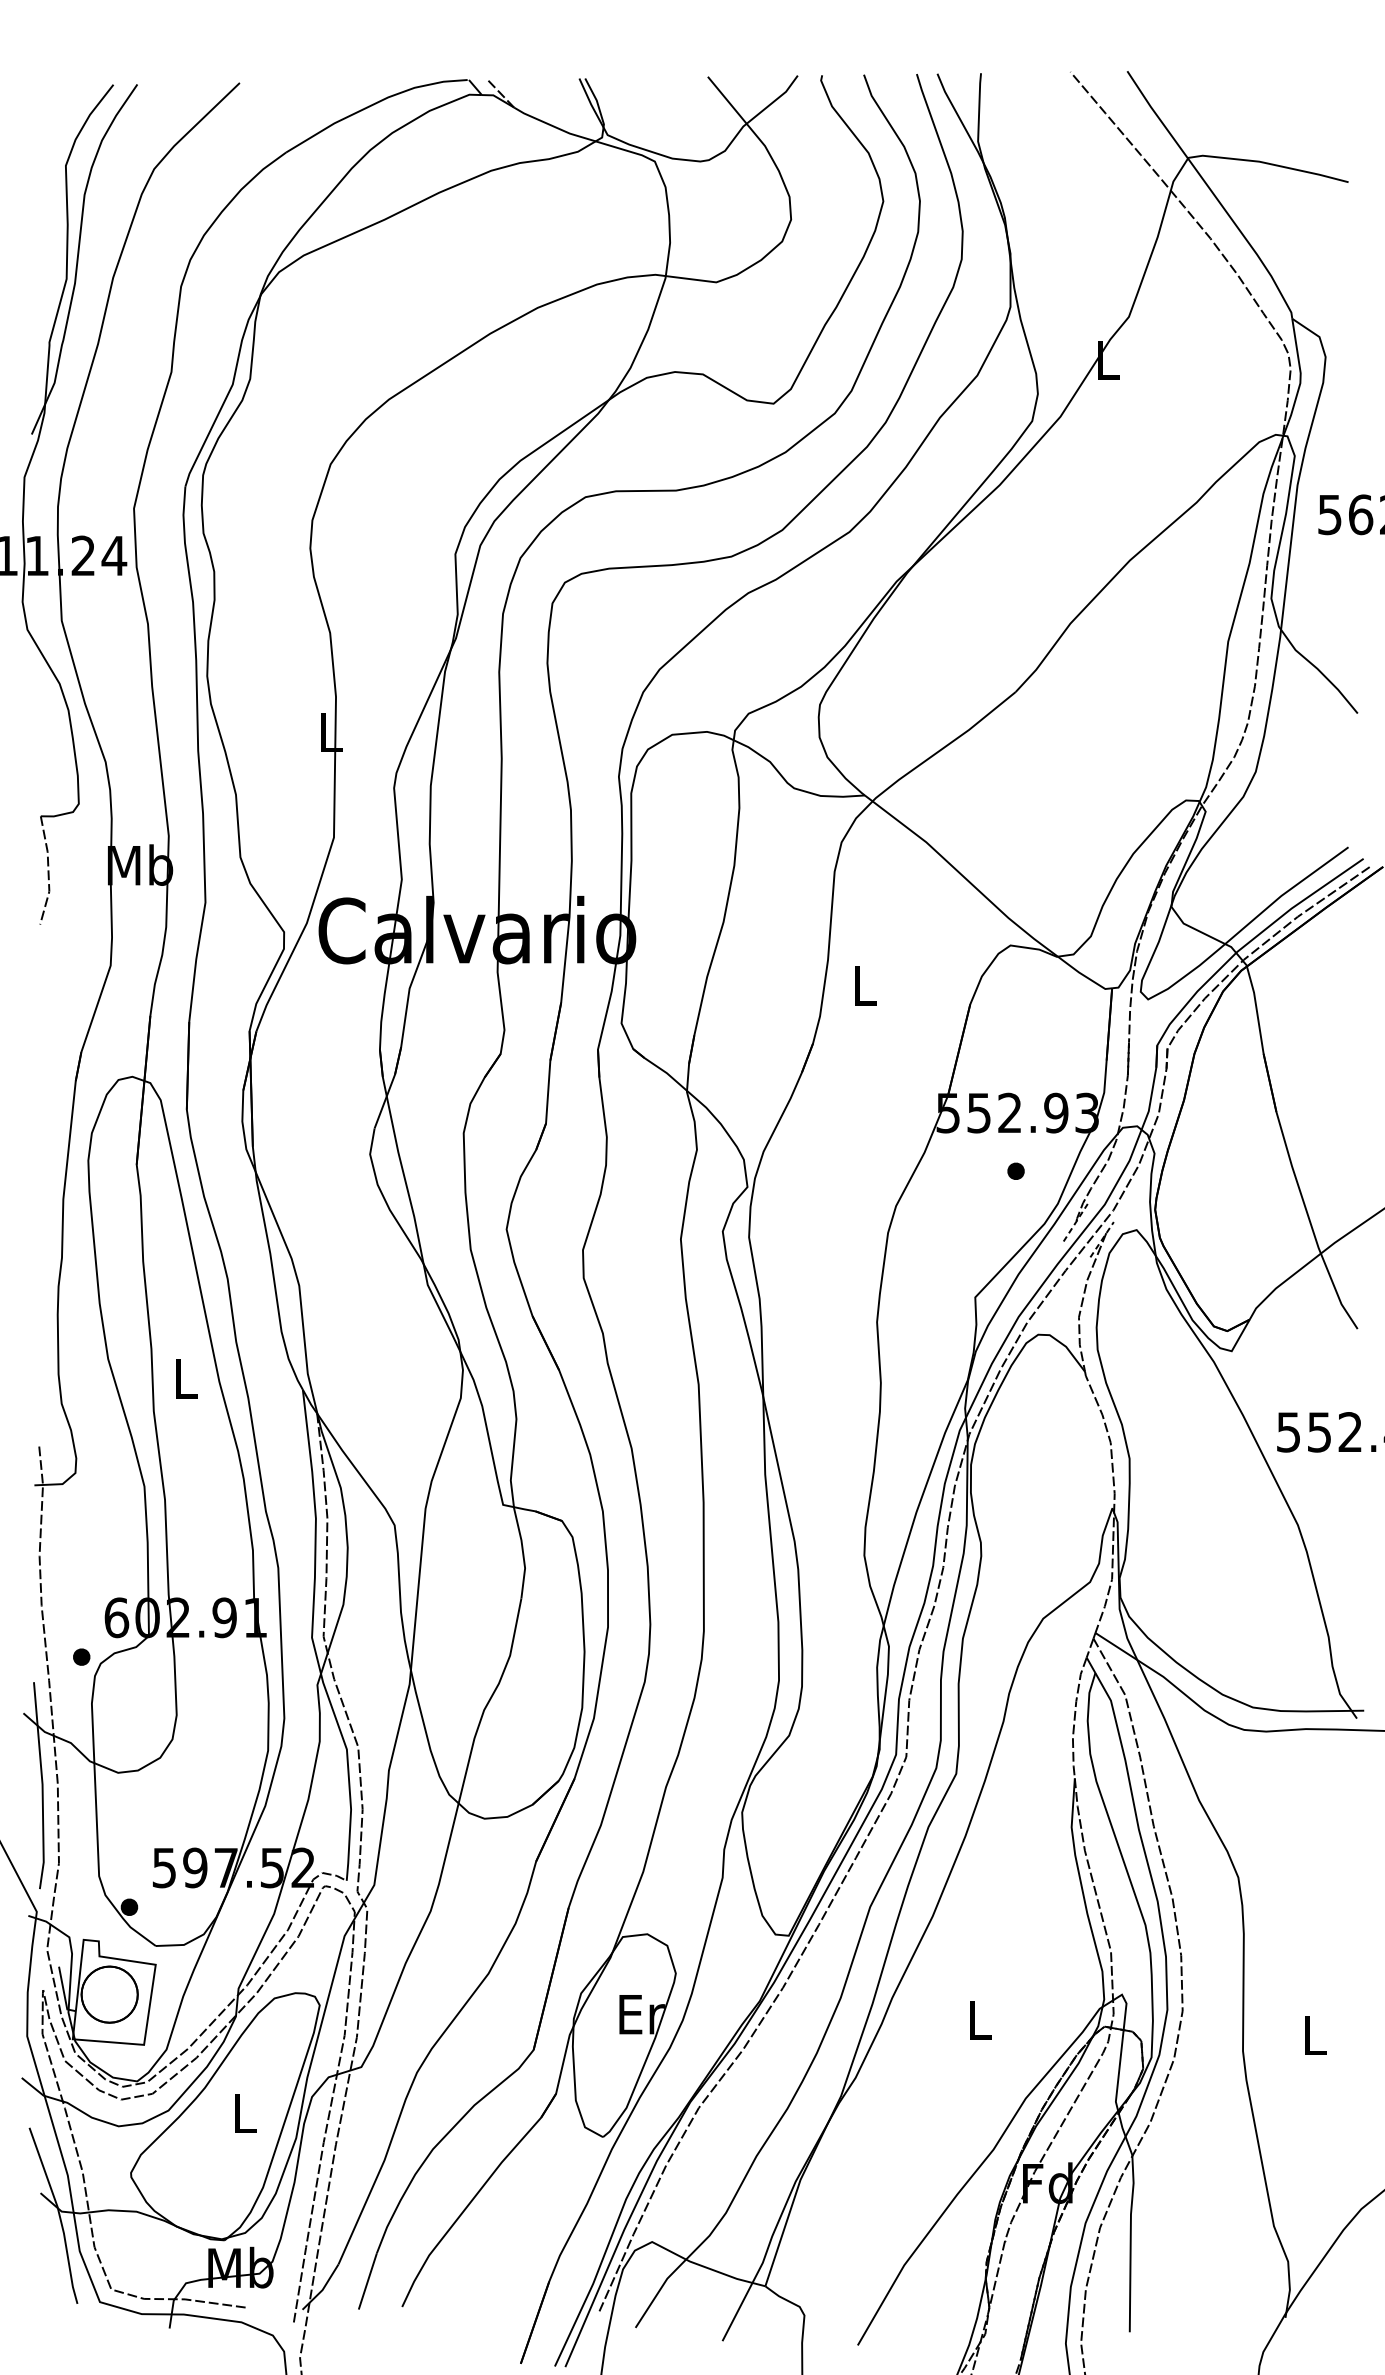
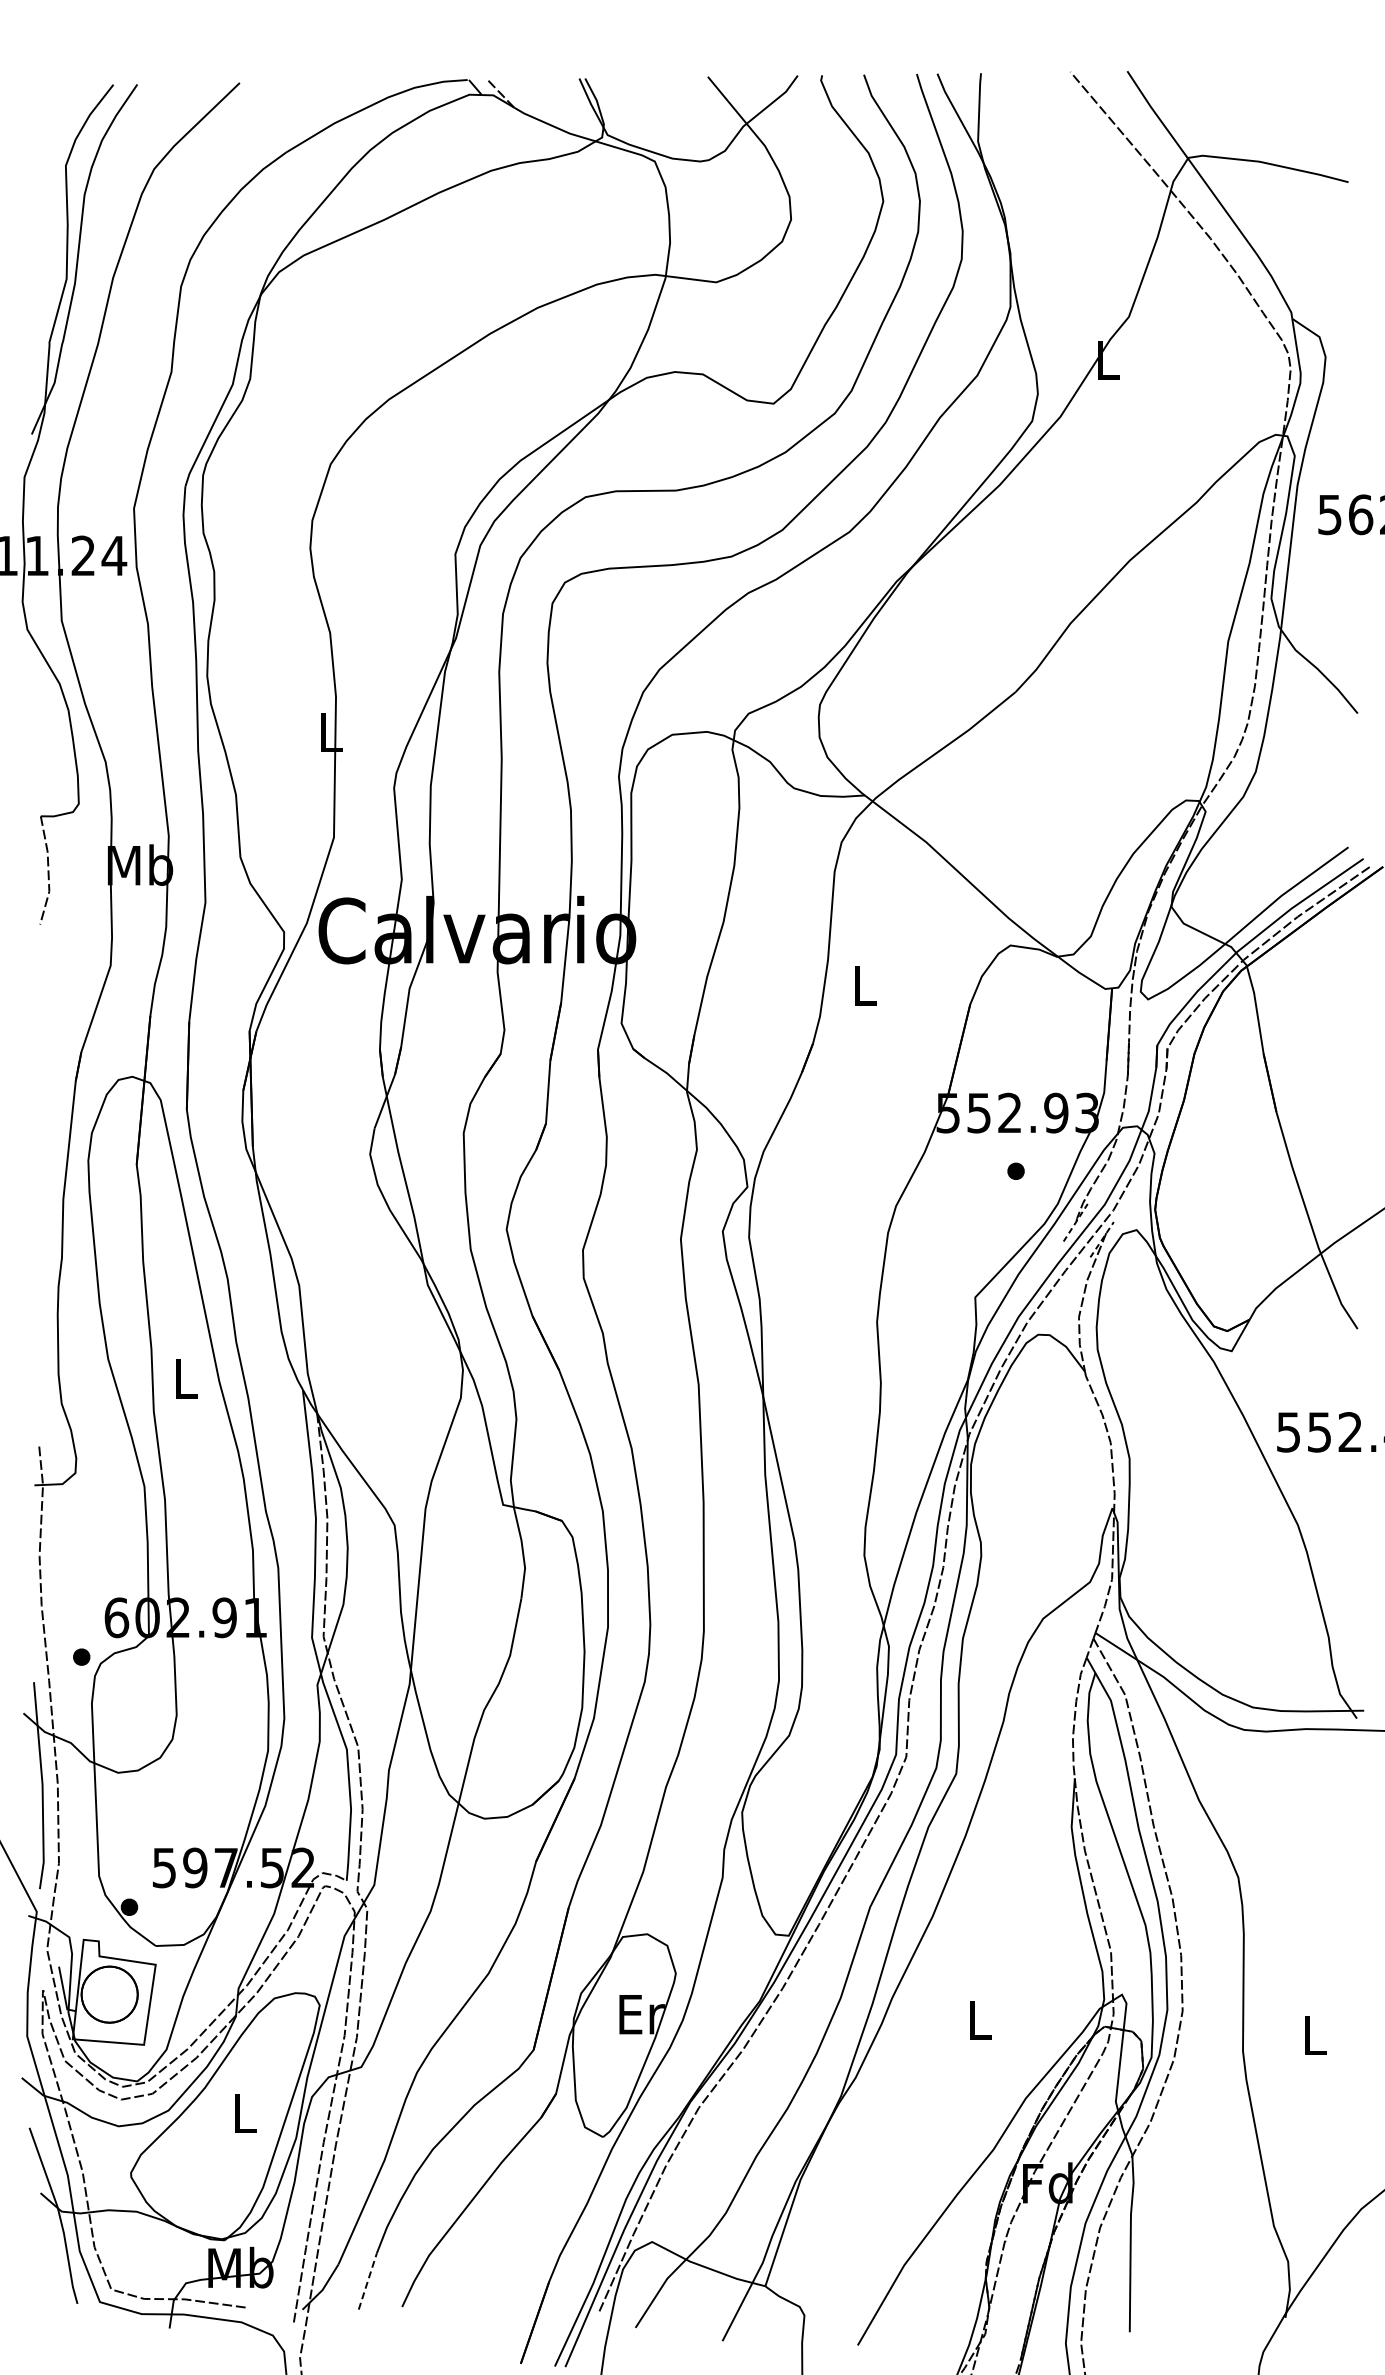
line: solid -> dashed (367, 2281)
